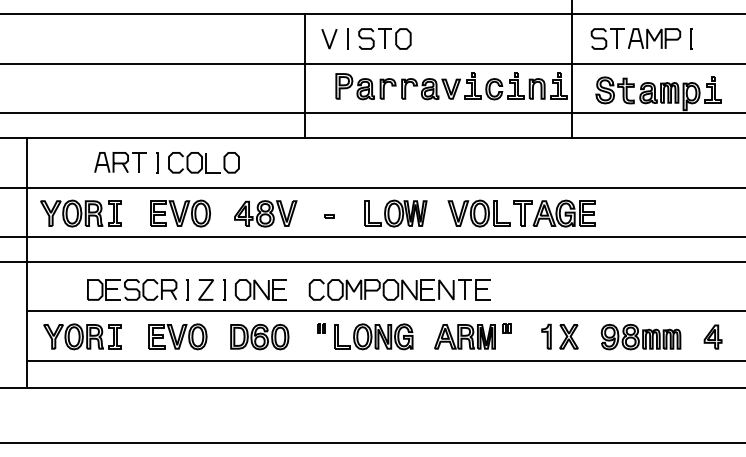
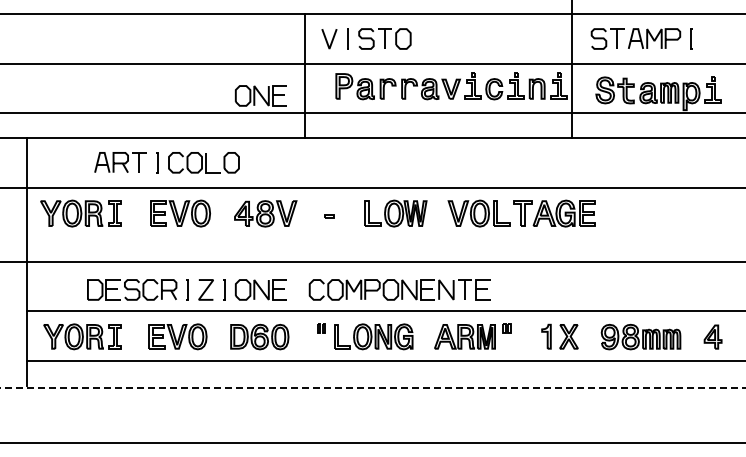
part: none -> present (260, 95)
line: present -> none (372, 237)
line: solid -> dashed (374, 387)
